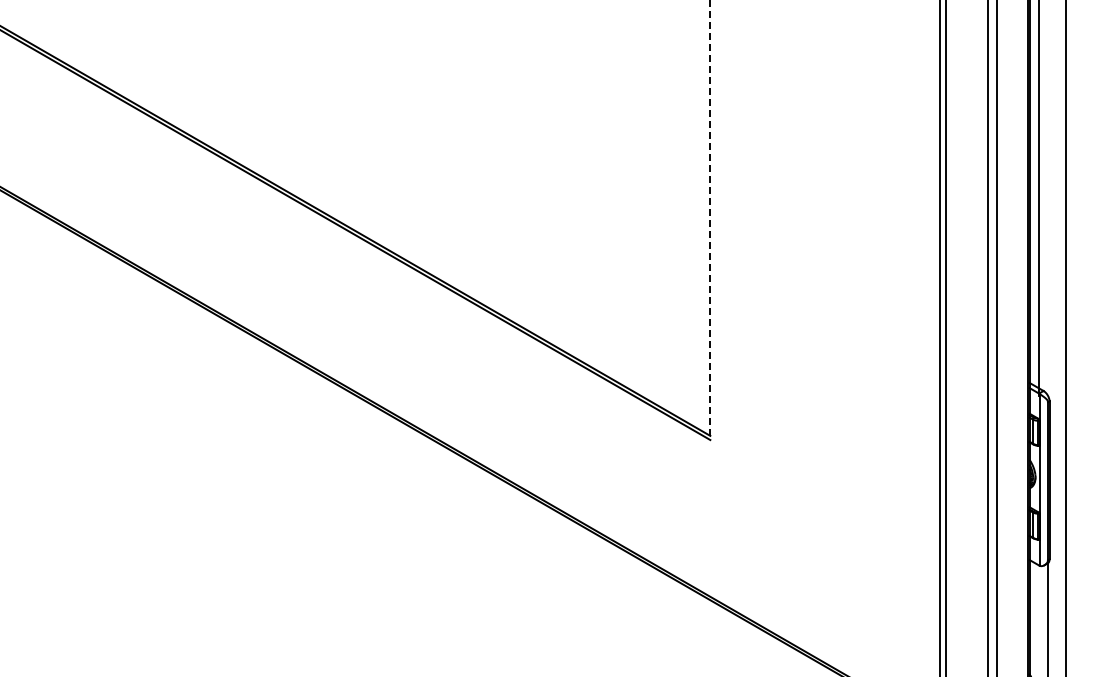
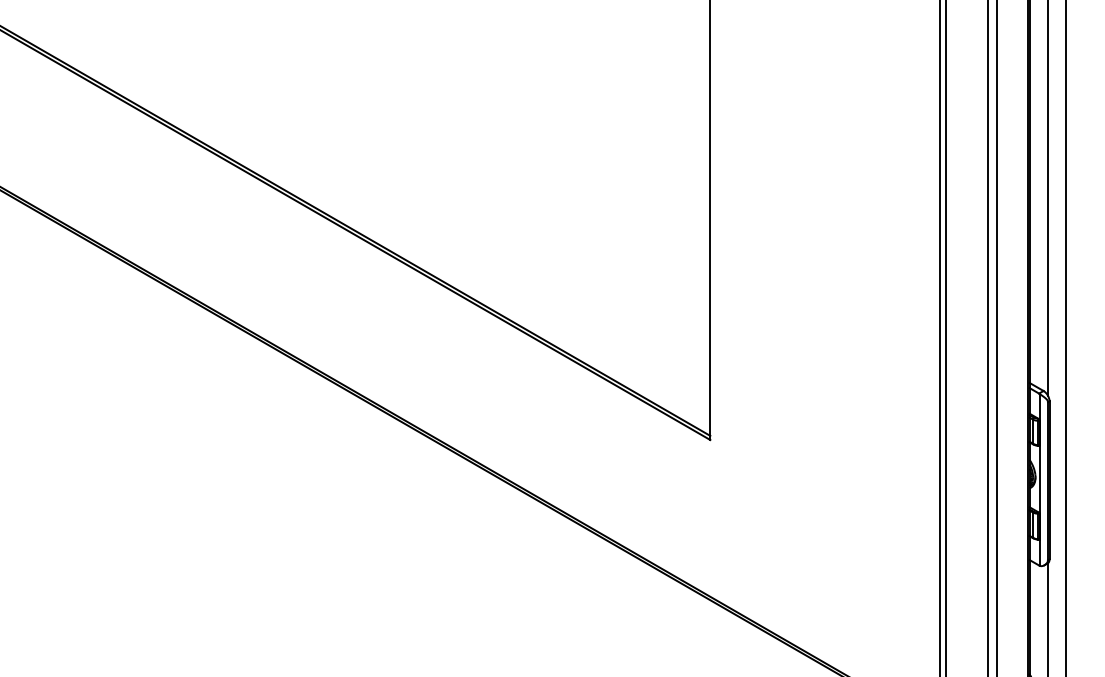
line position: (1039, 198) -> (1048, 198) (1048, 198)
line: dashed -> solid (710, 220)
